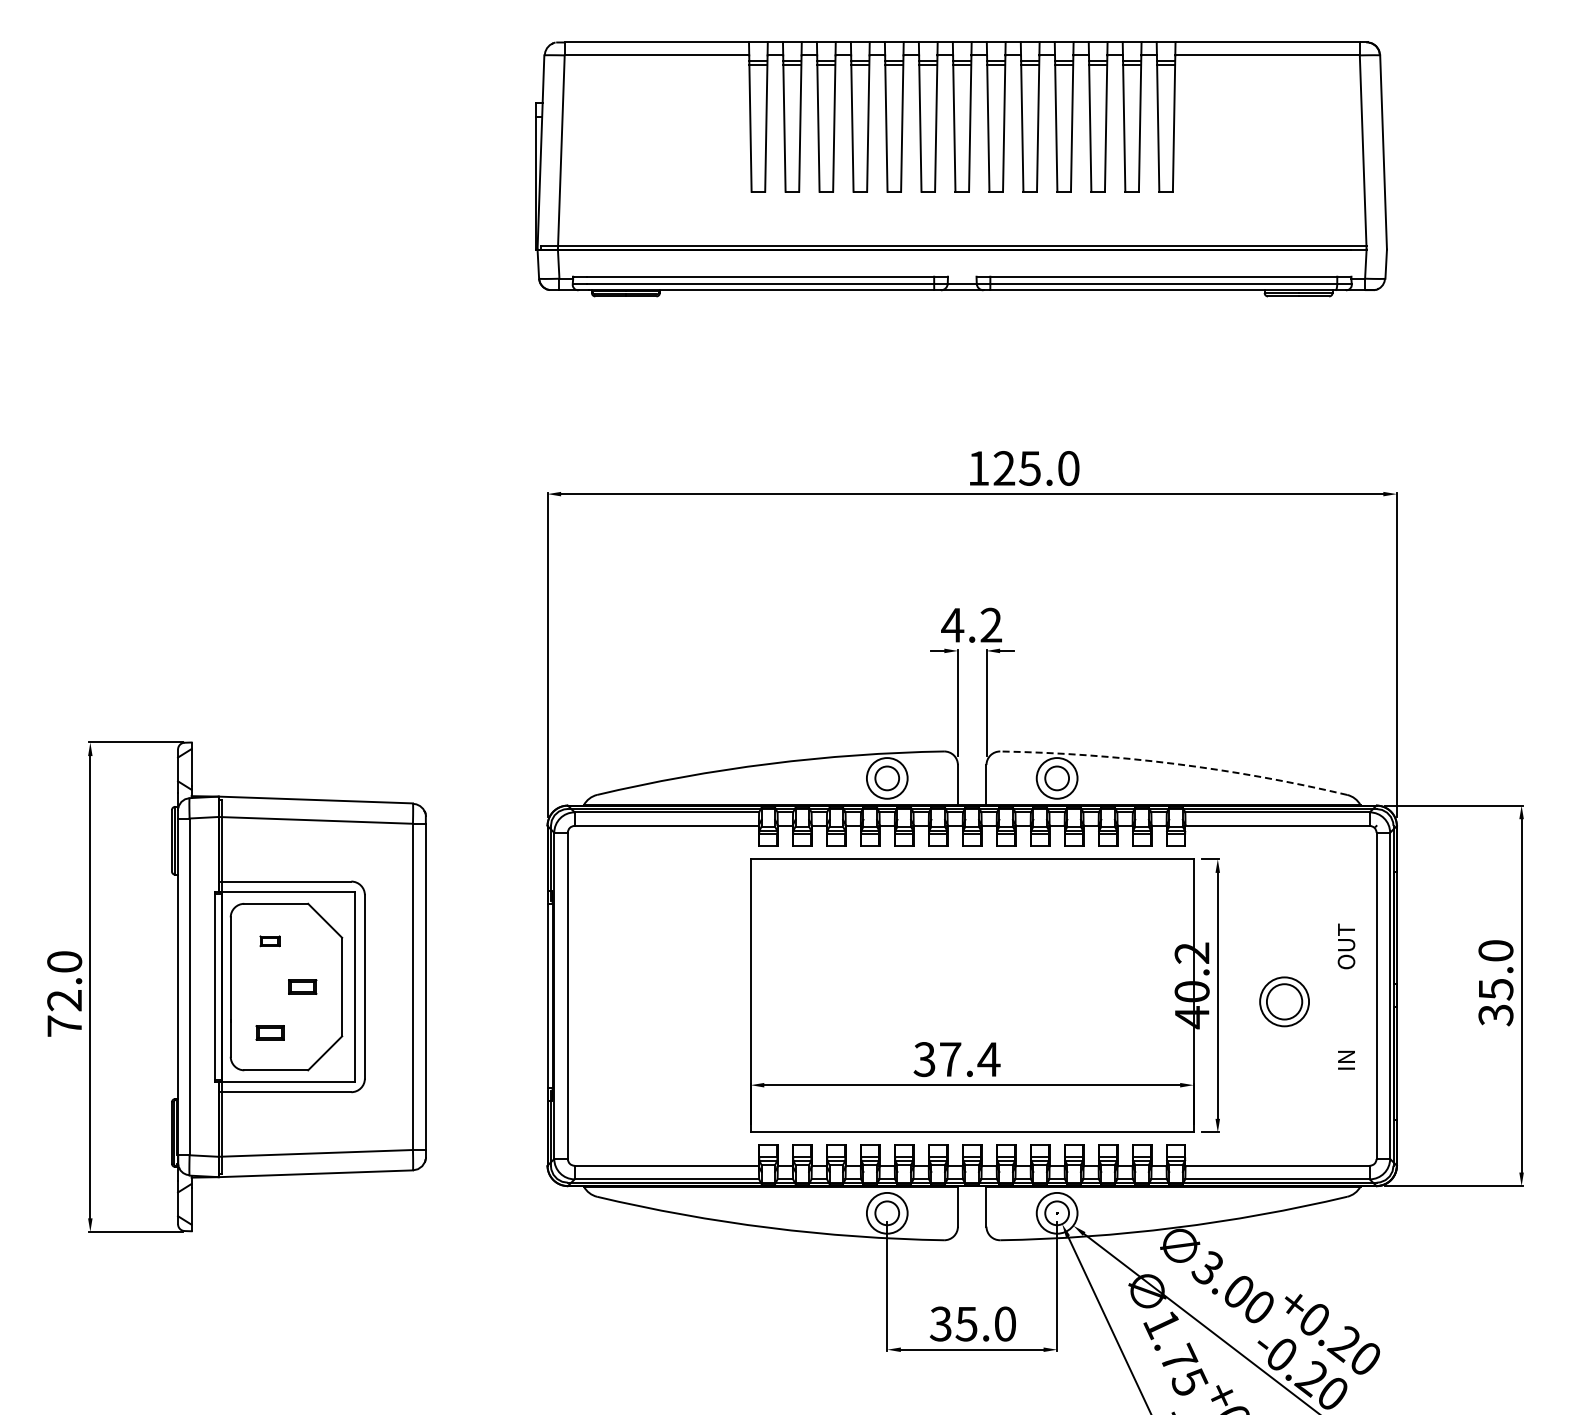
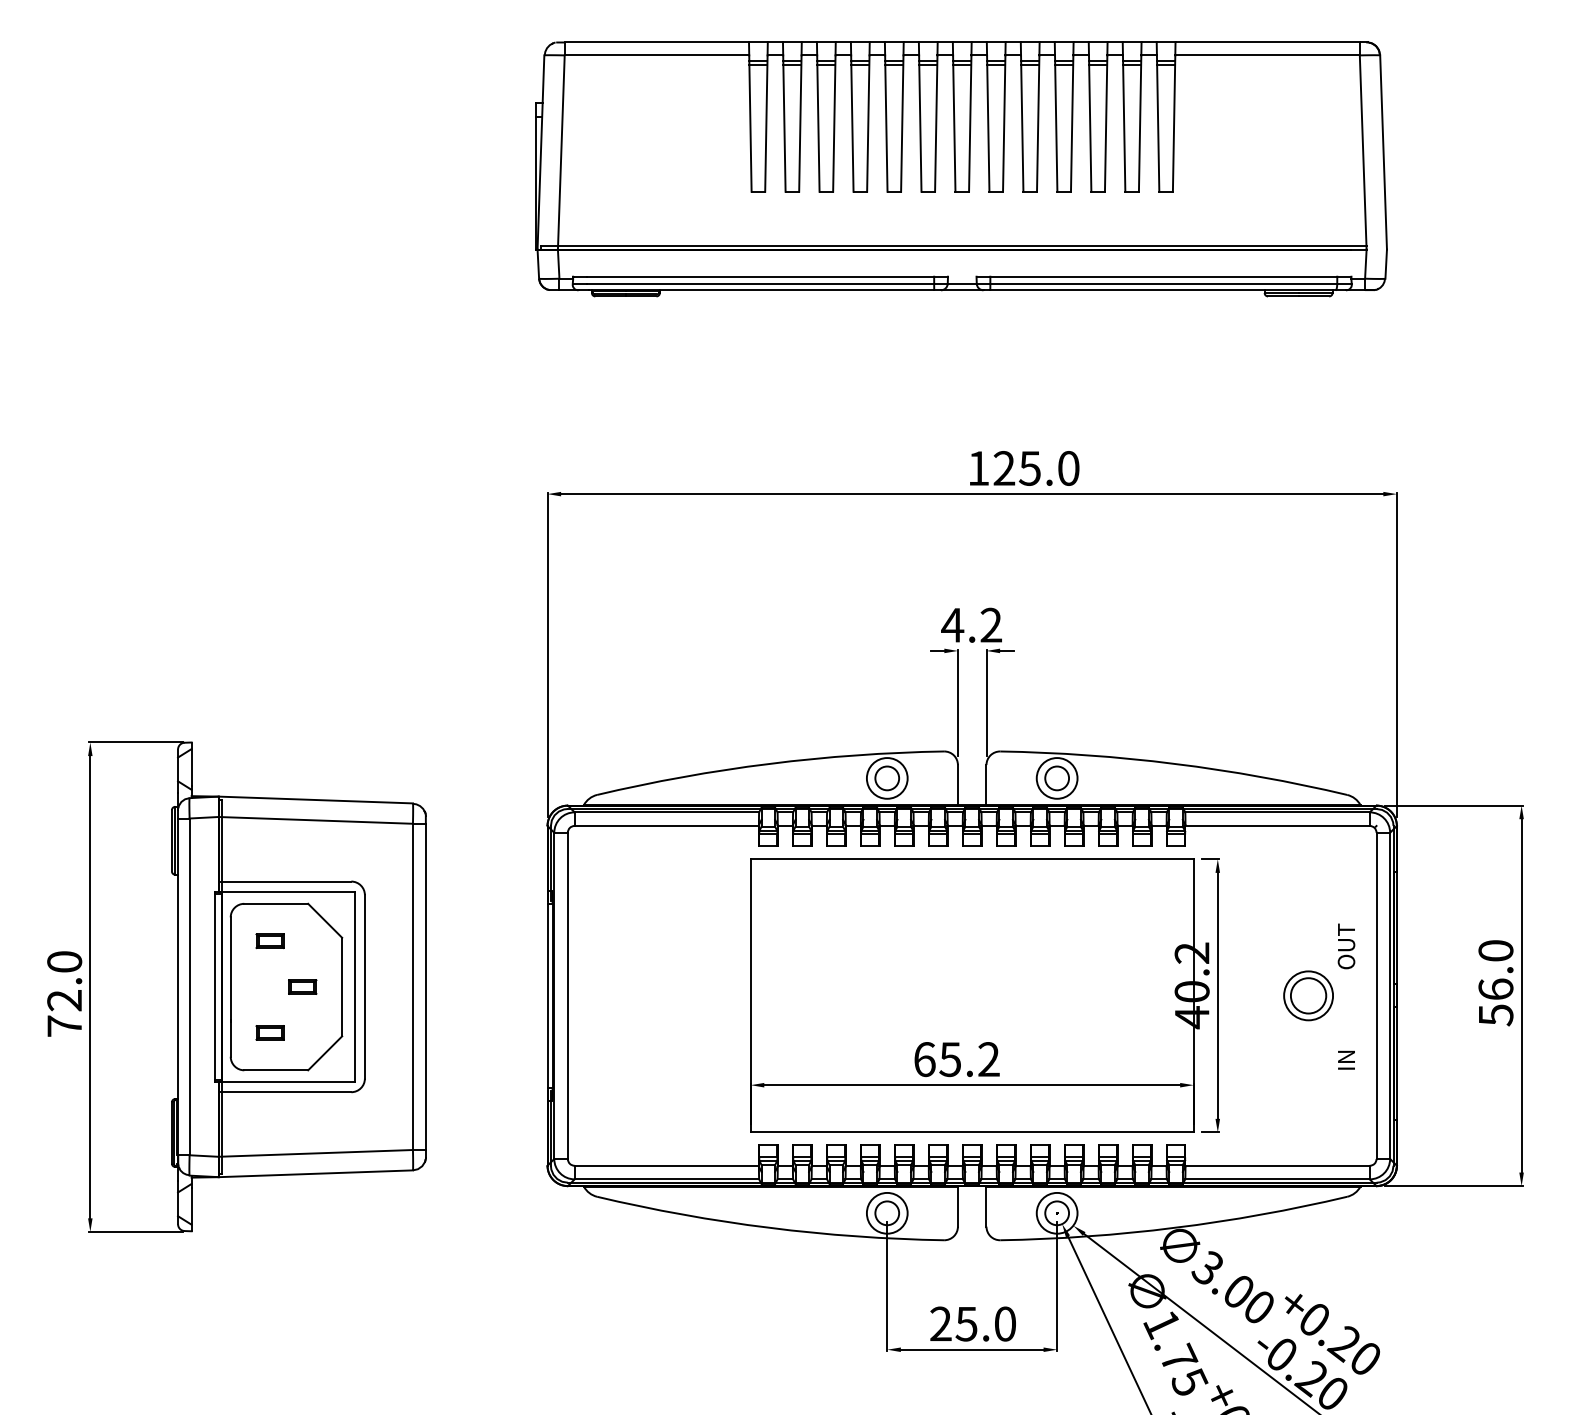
arc: dashed -> solid (1174, 763)
part size: 22x13 px -> 30x17 px (269, 941)
part position: (1284, 1001) -> (1308, 995) (1308, 995)
text: 35.0 -> 56.0 (1495, 1002)
text: 37.4 -> 65.2 (956, 1059)
text: 35.0 -> 25.0 (940, 1323)
